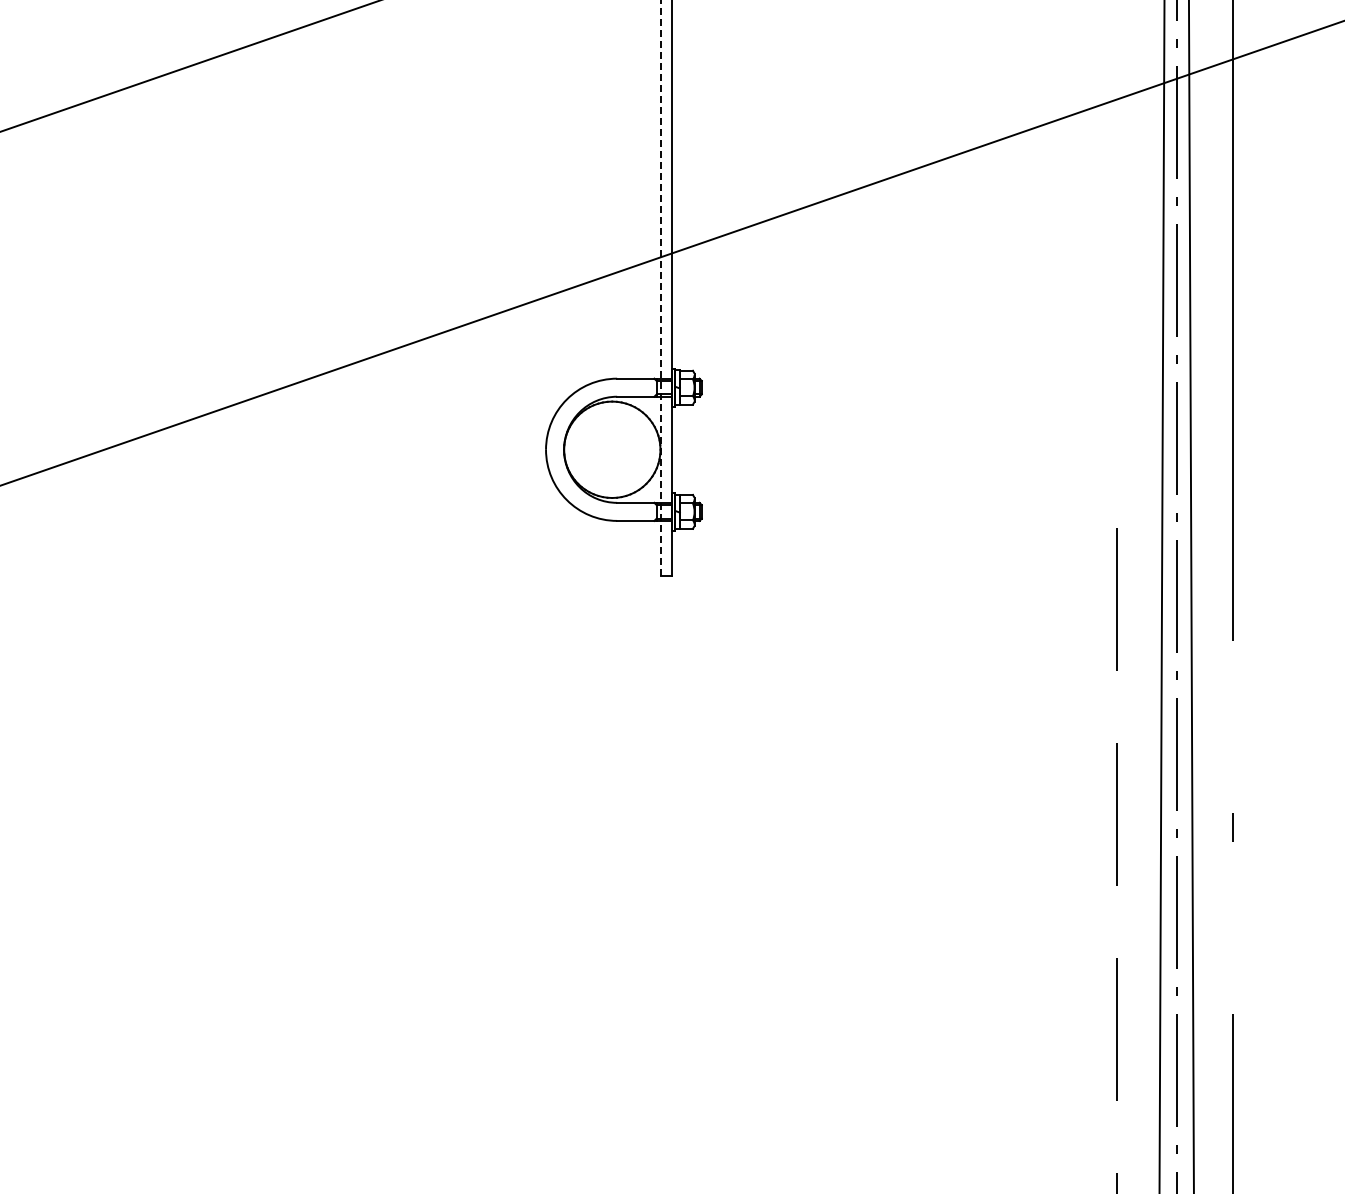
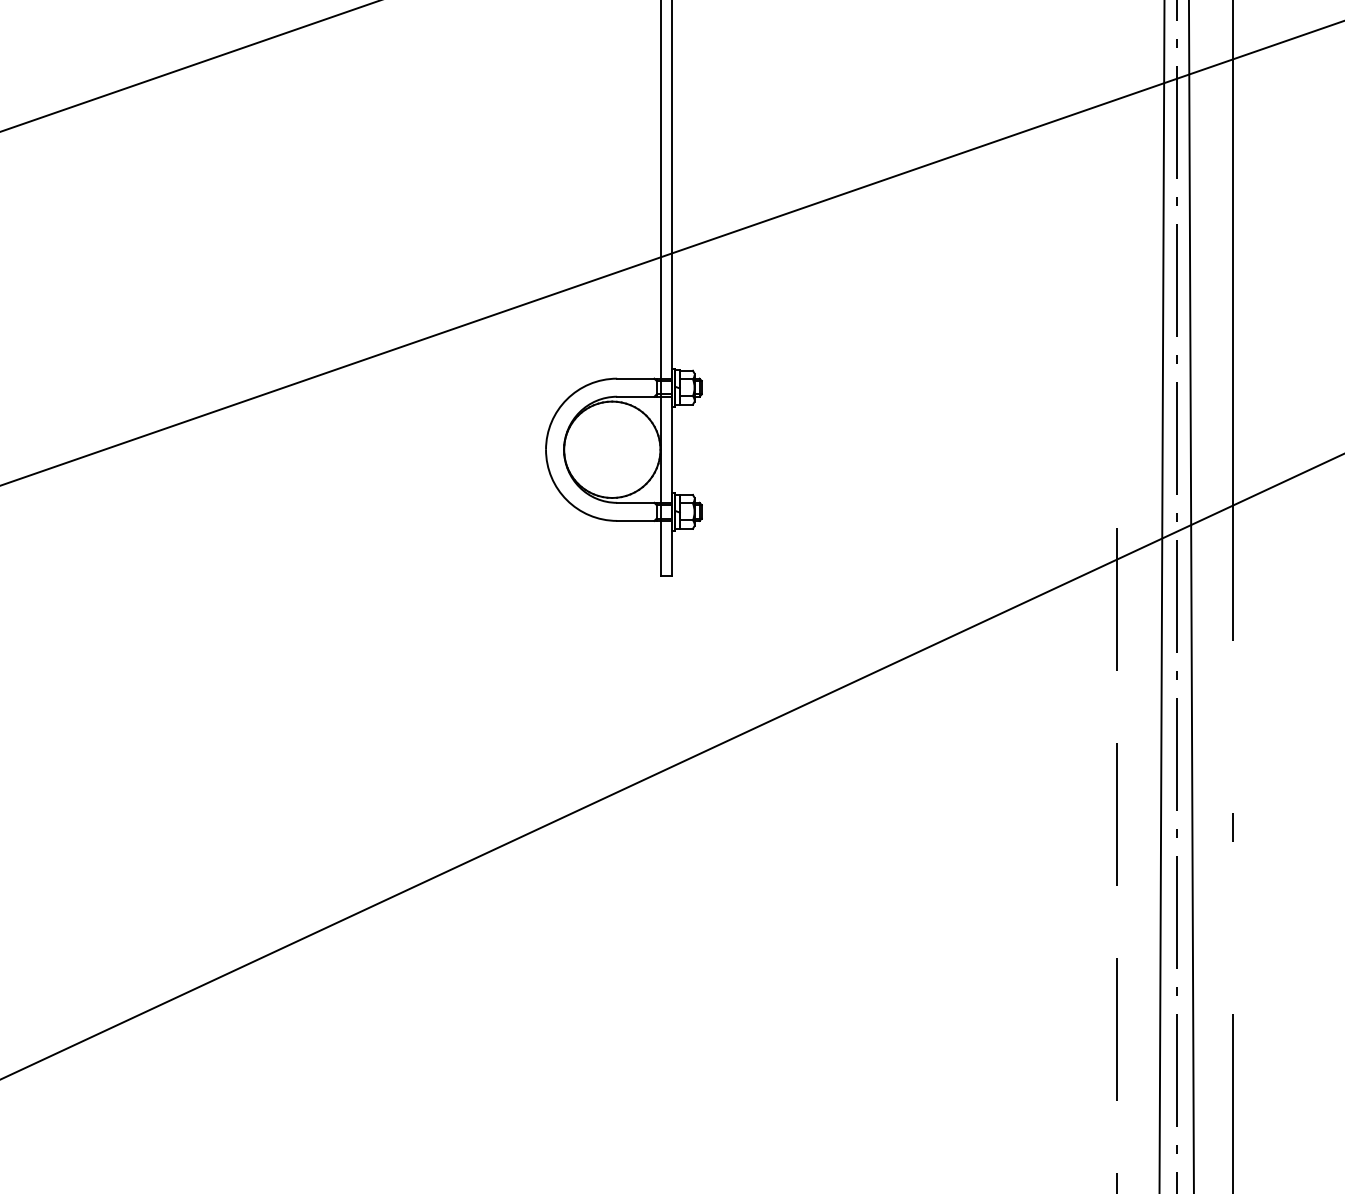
line: dashed -> solid (660, 288)
line: none -> present (671, 766)
